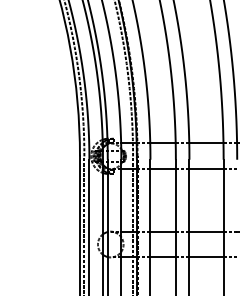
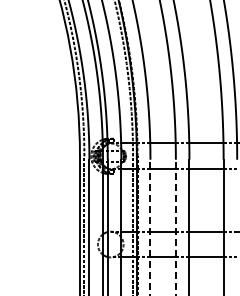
line: solid -> dashed (150, 227)
line: solid -> dashed (175, 227)
